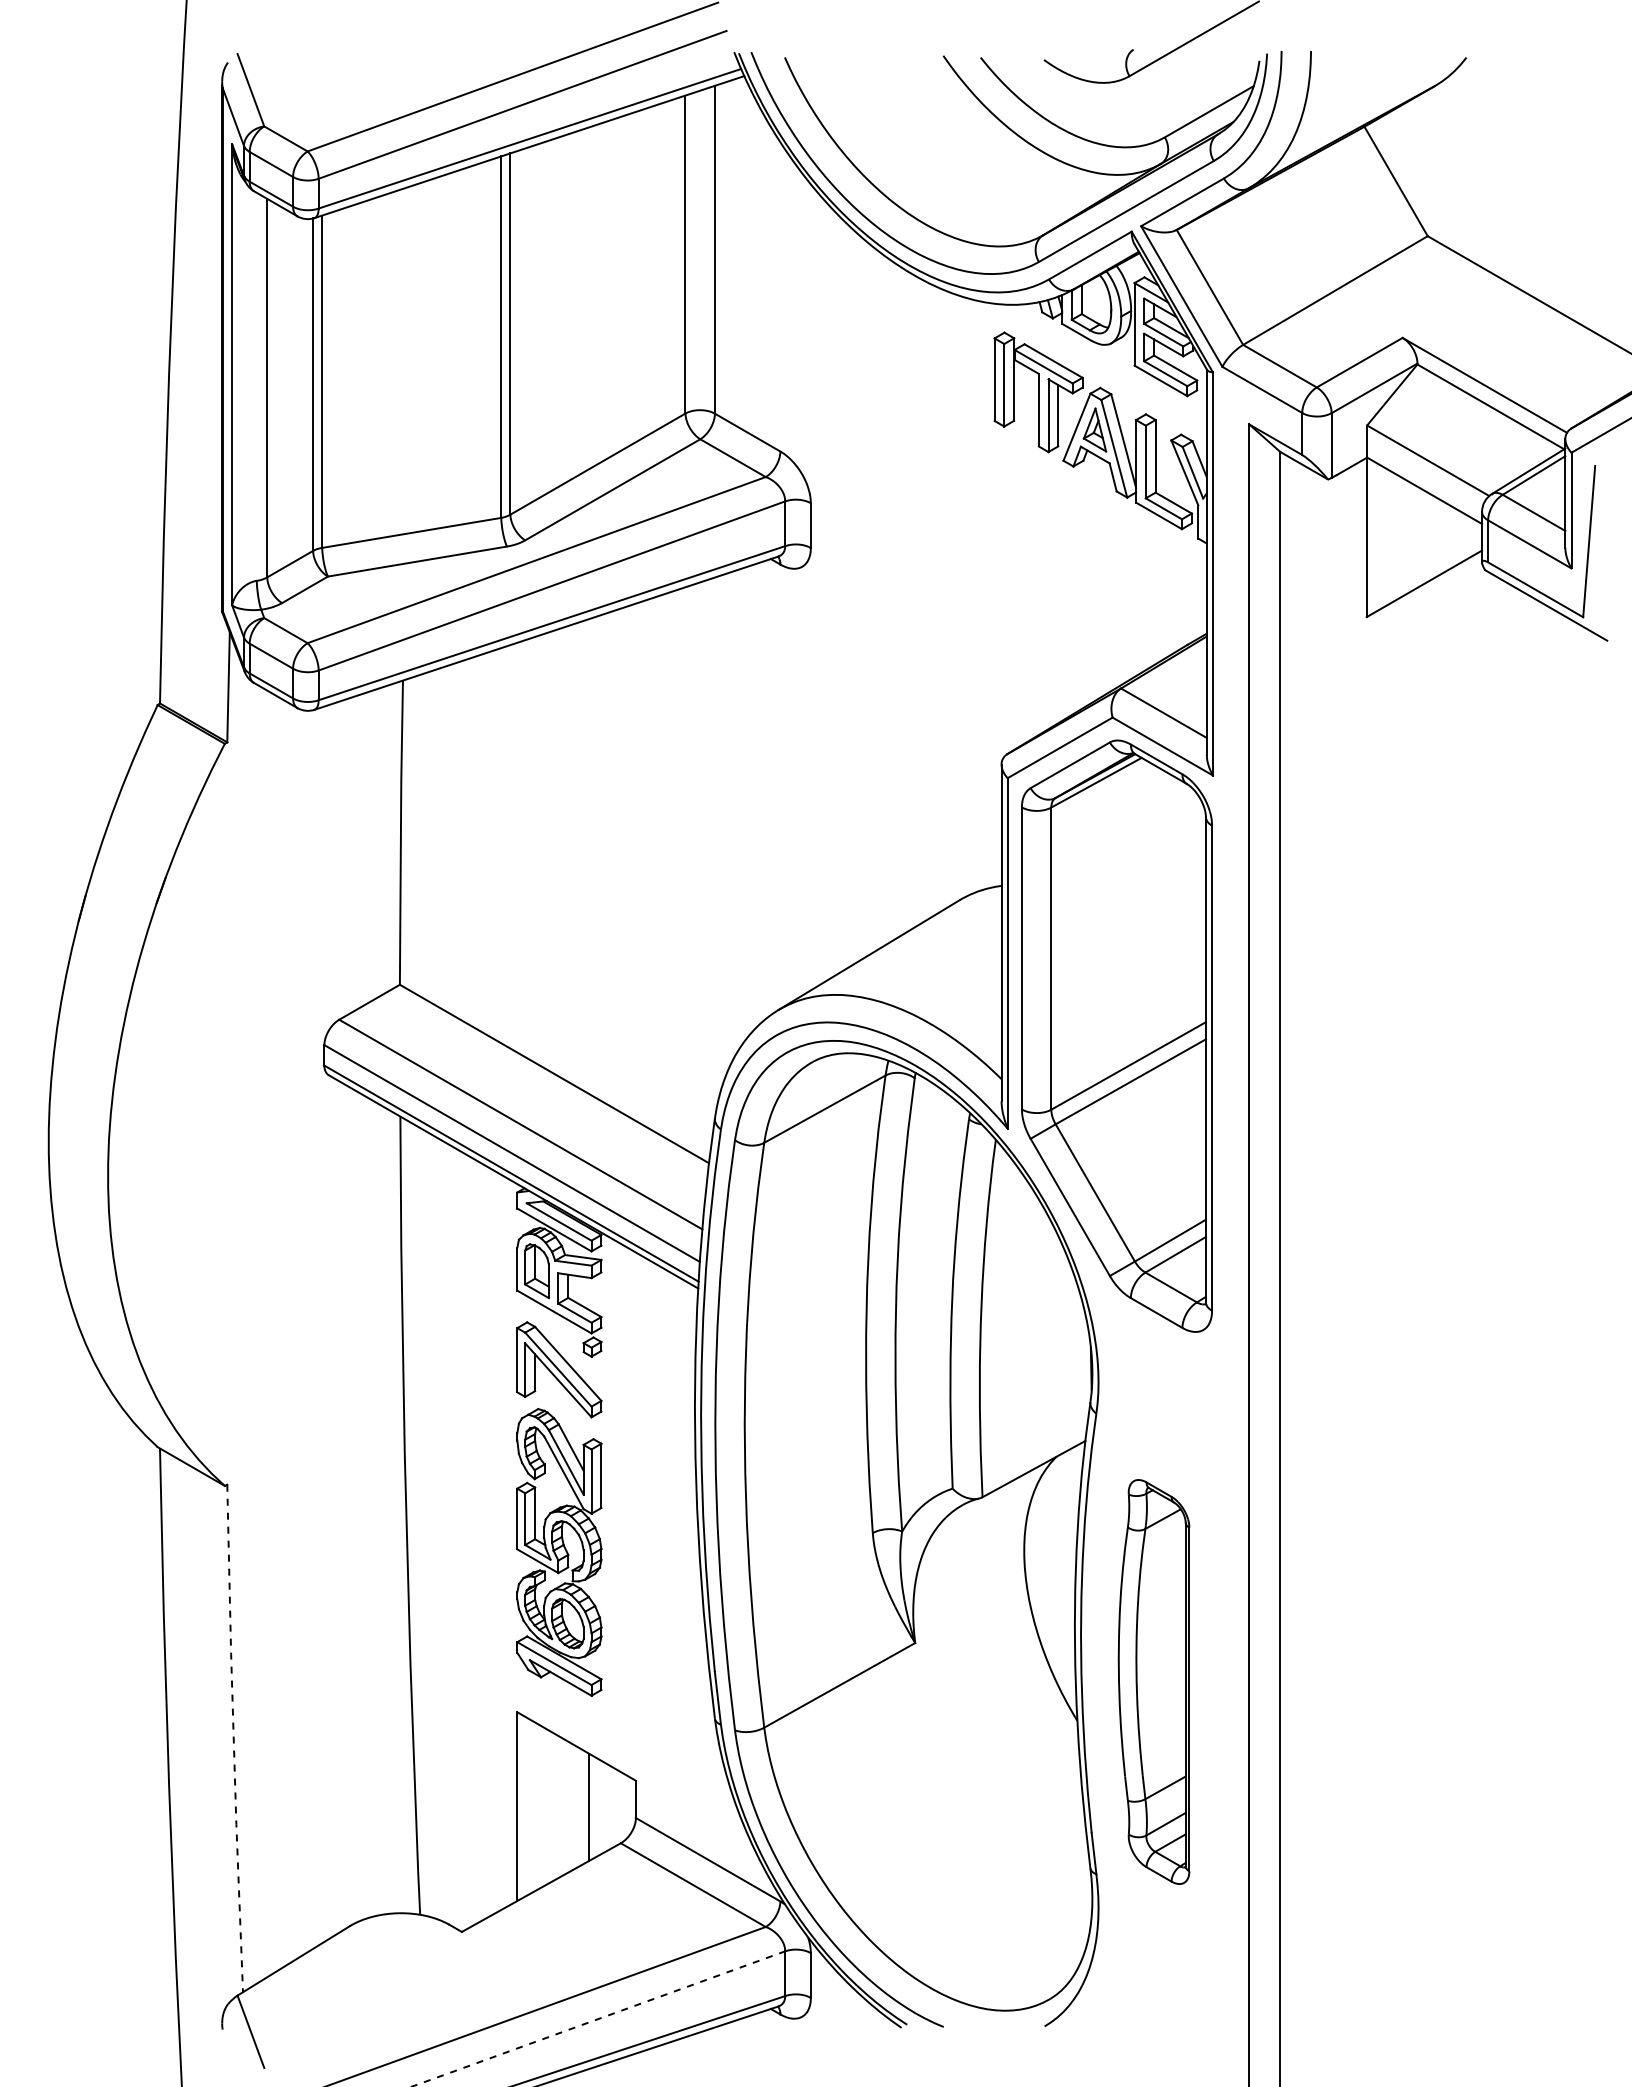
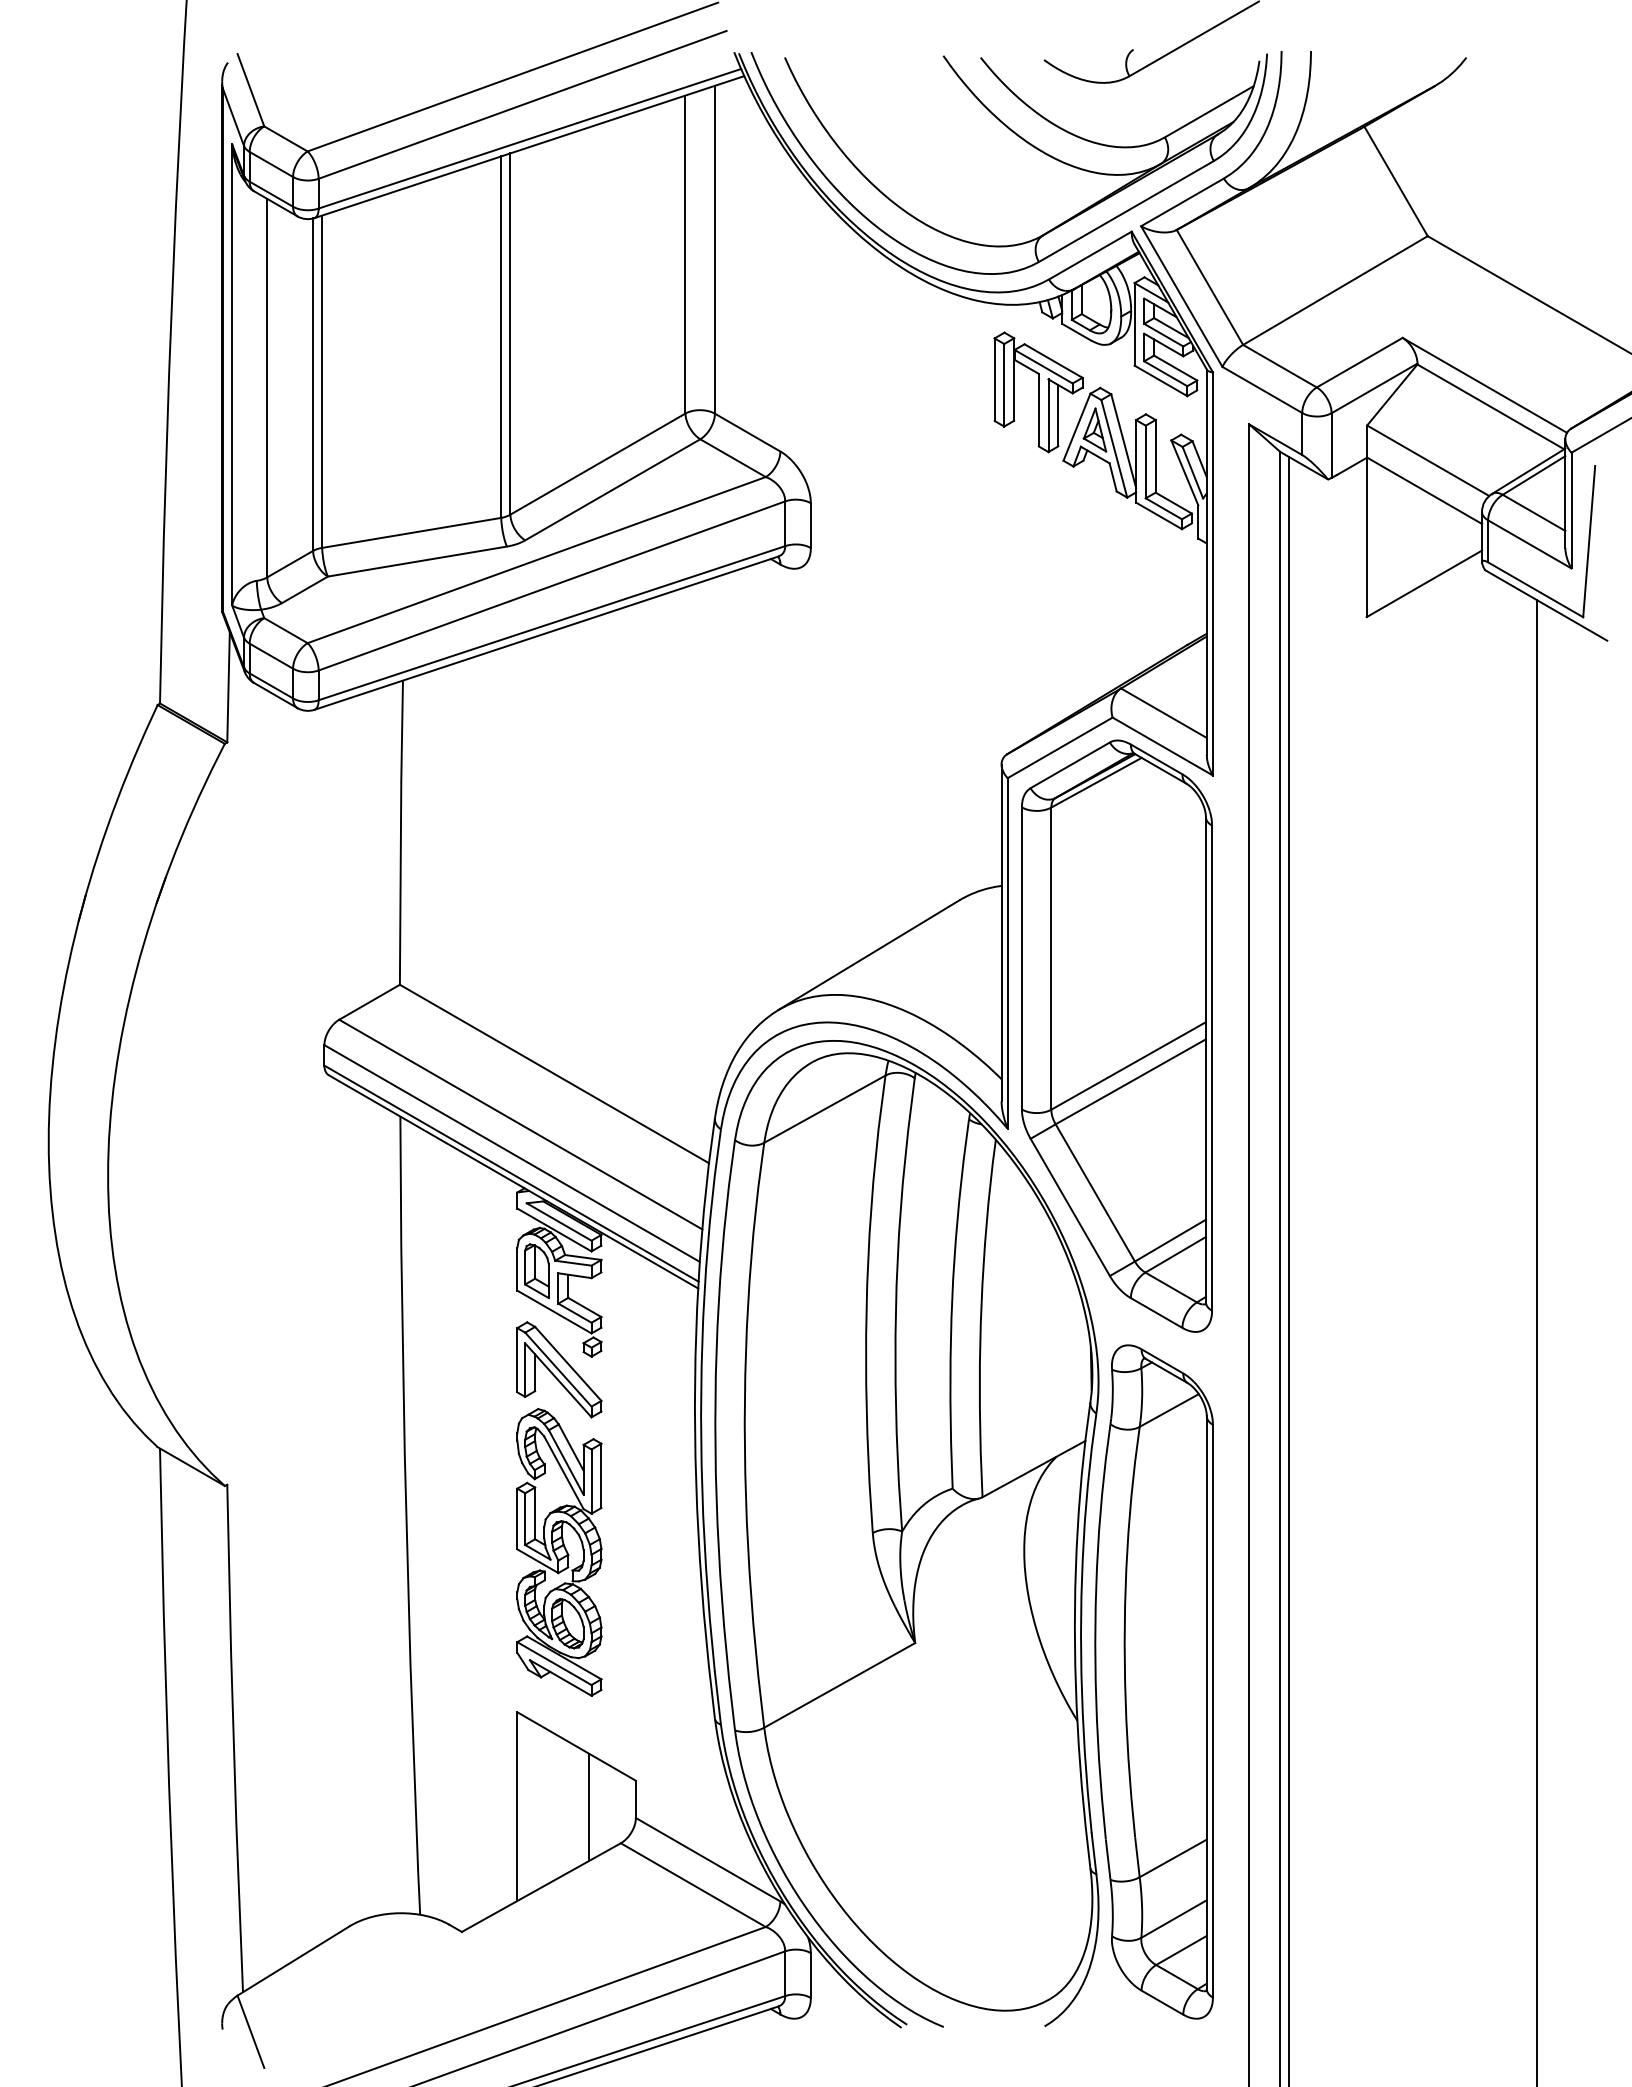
line: none -> present (1288, 1269)
line: none -> present (1536, 1341)
part size: 74x406 px -> 120x676 px (1153, 1681)
line: dashed -> solid (233, 1738)
line: dashed -> solid (598, 2019)
